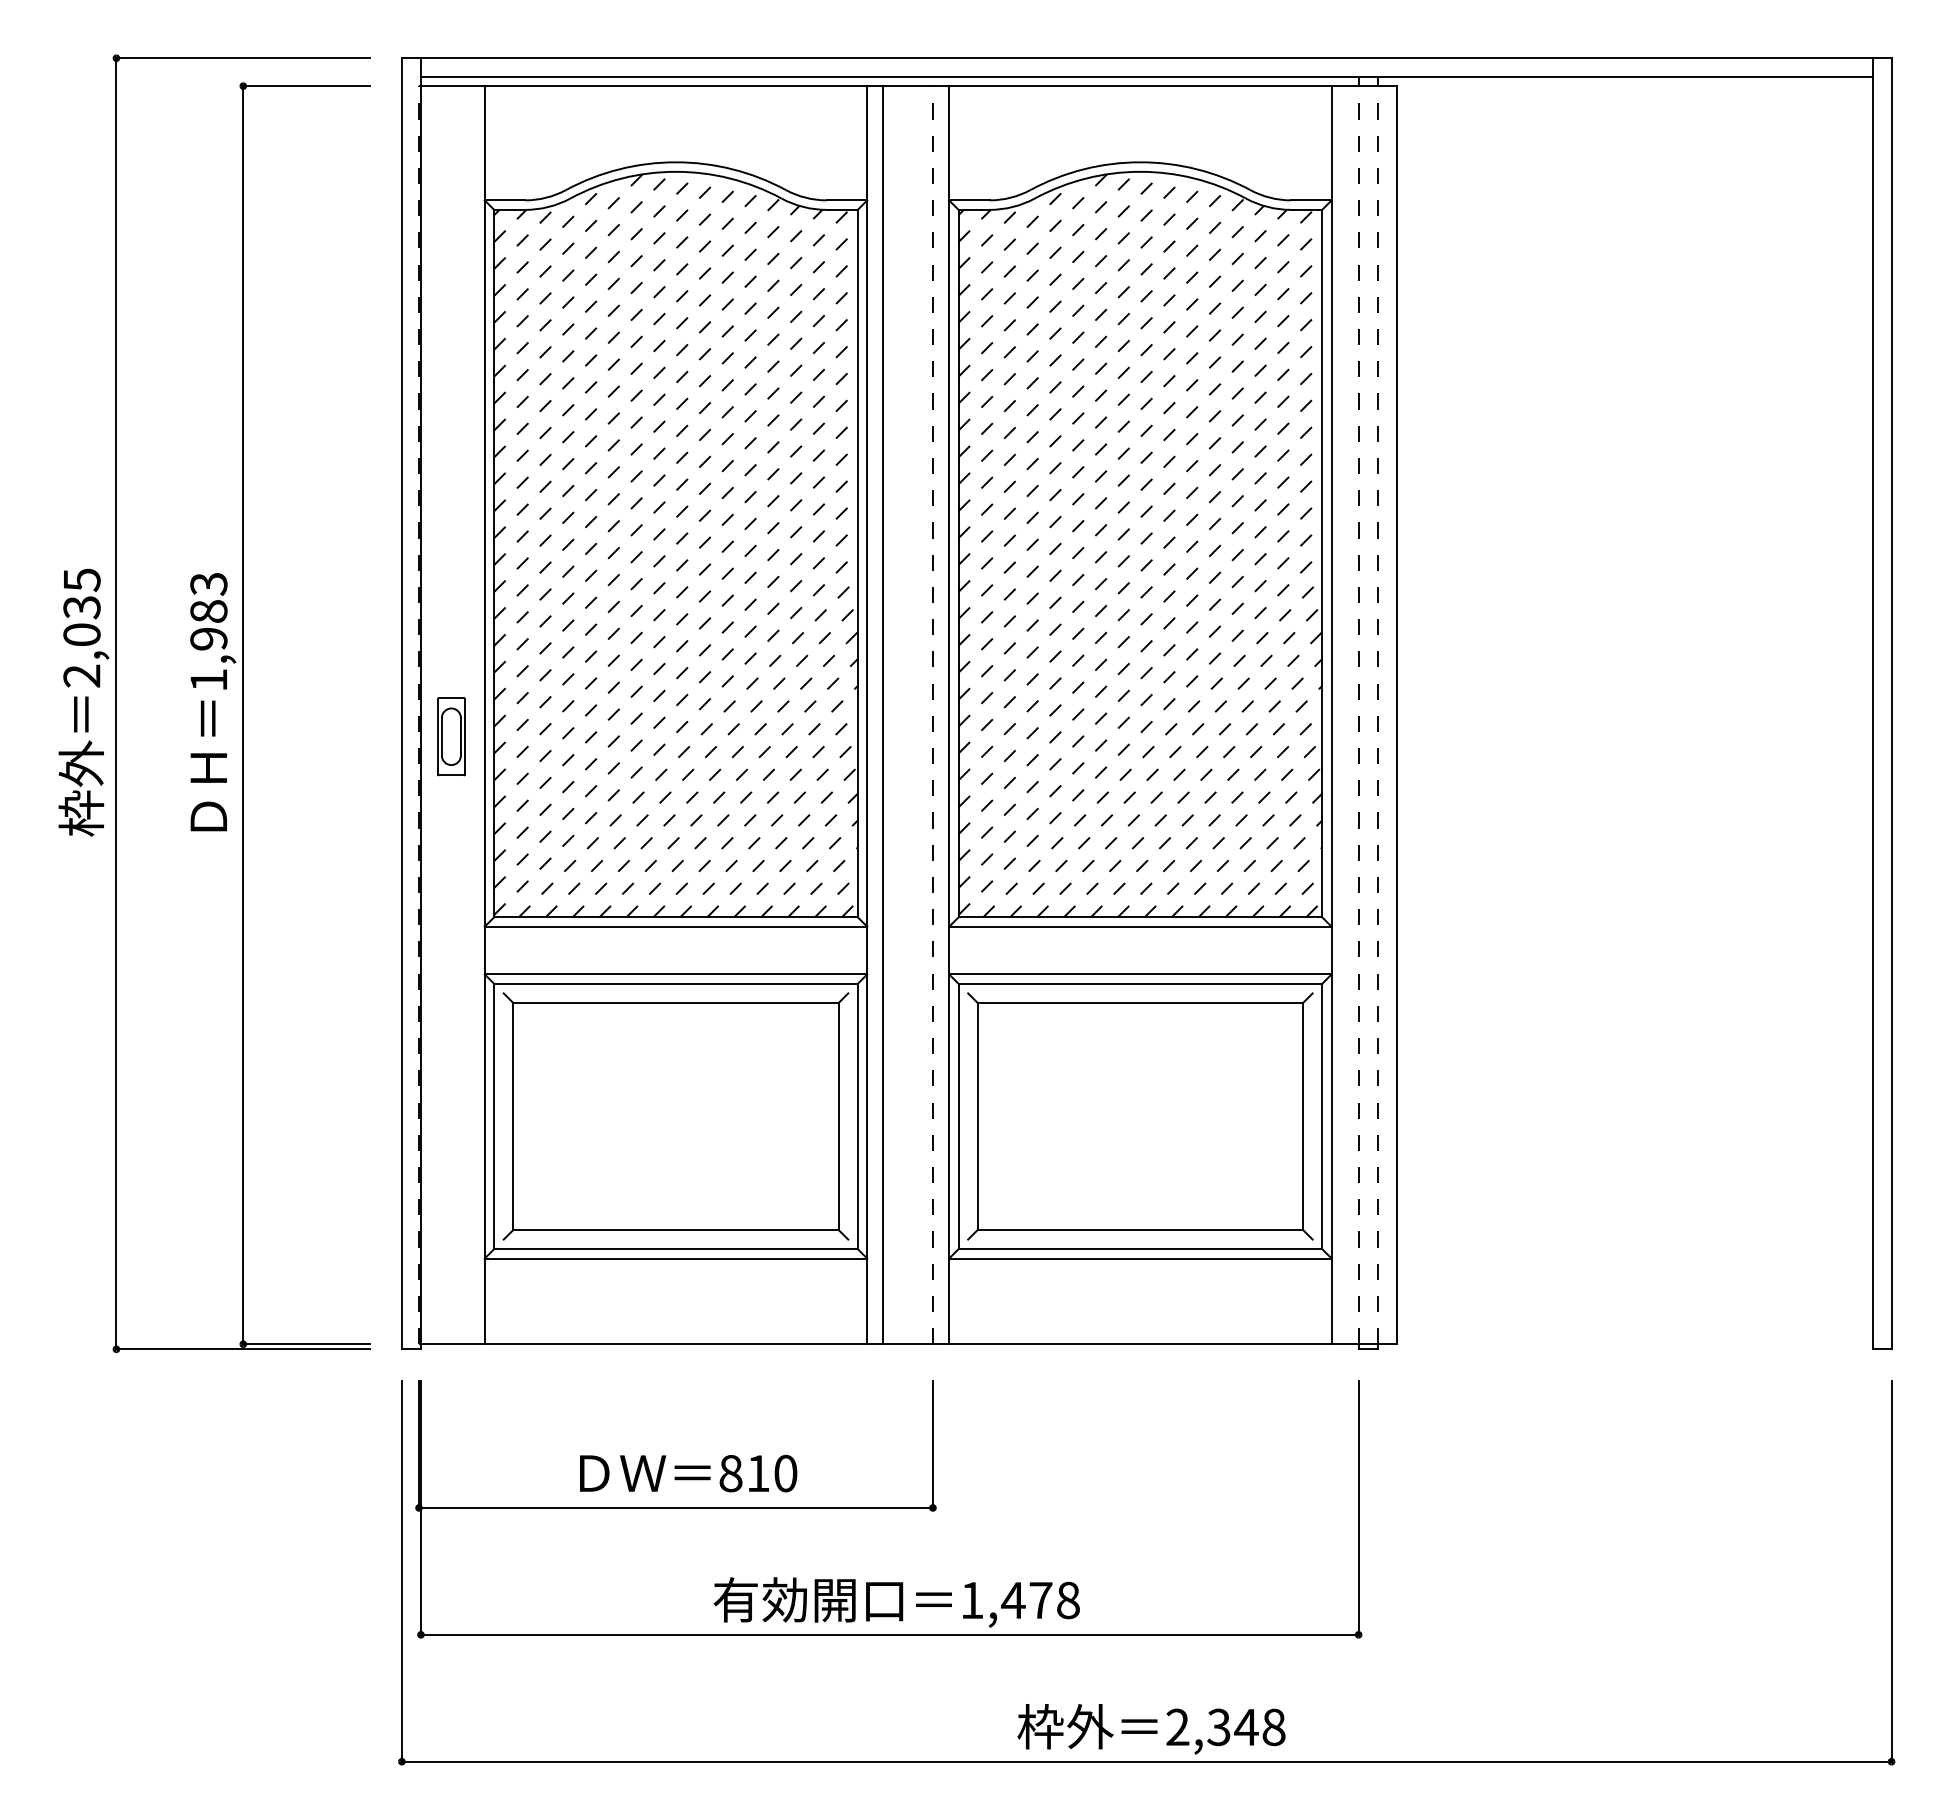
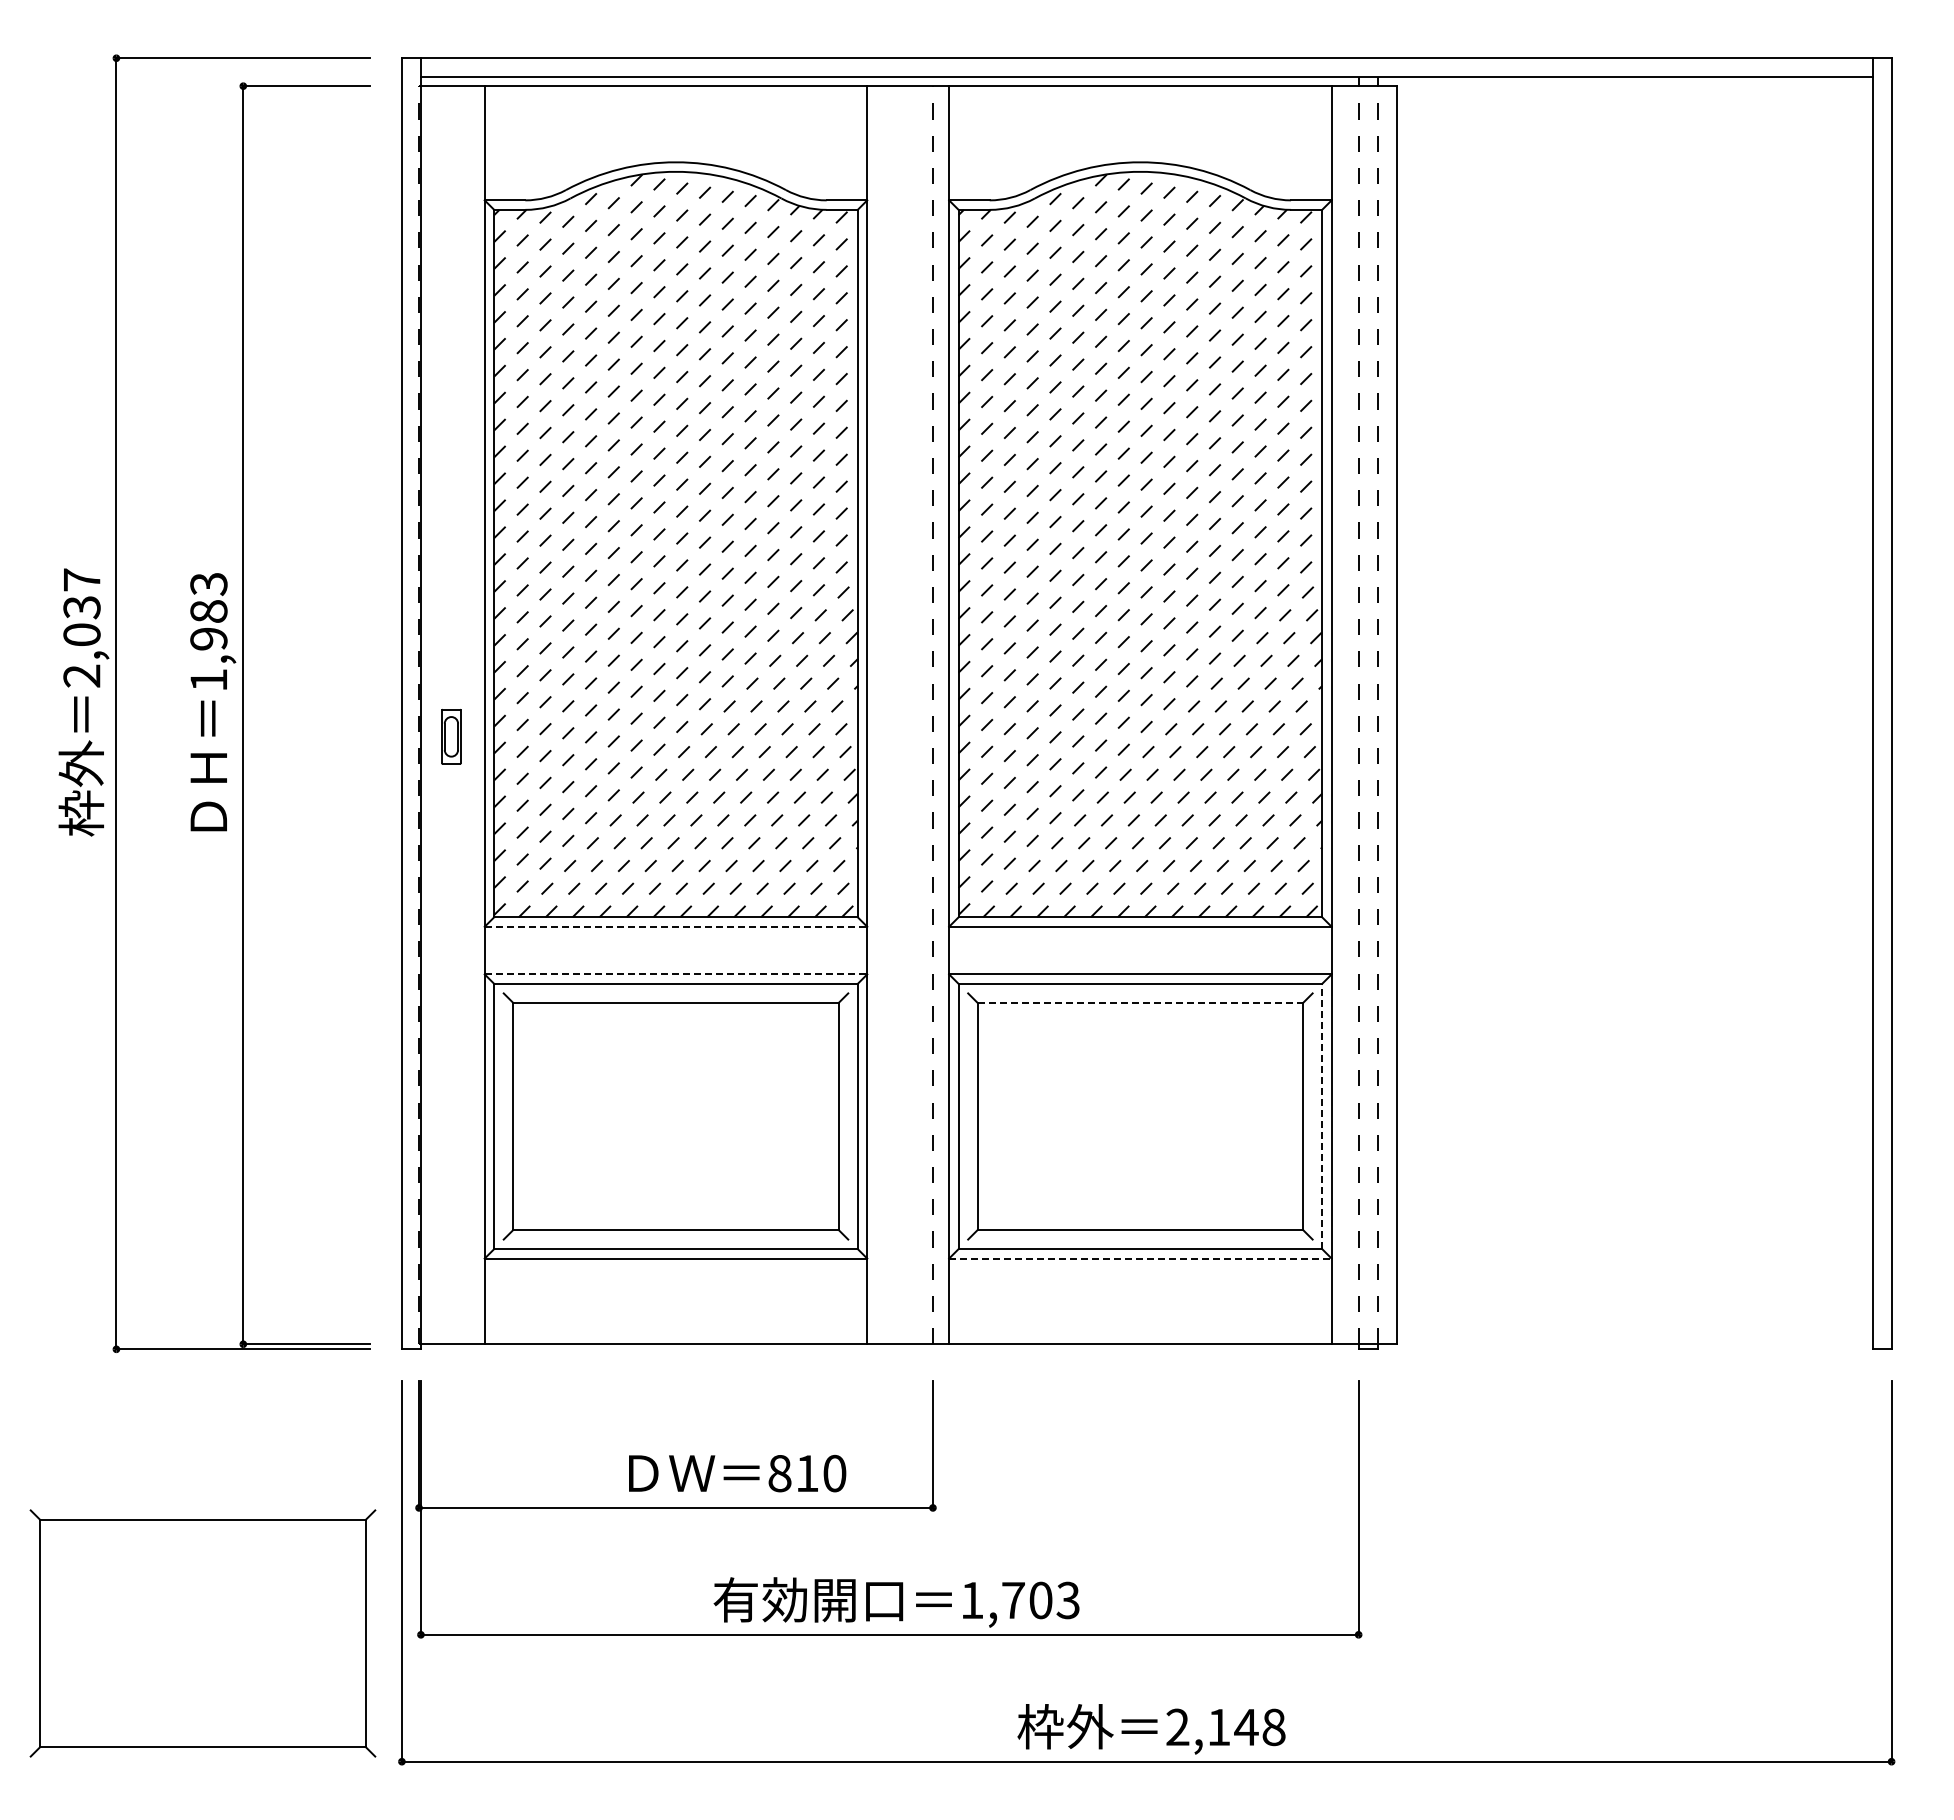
text: 2,035 -> 2,037 (82, 579)
line: present -> none (883, 715)
part size: 29x80 px -> 21x56 px (451, 736)
line: solid -> dashed (676, 926)
line: solid -> dashed (676, 974)
line: solid -> dashed (1140, 1002)
line: solid -> dashed (1322, 1116)
line: solid -> dashed (1140, 1258)
text position: (688, 1473) -> (737, 1473) (737, 1473)
text: 1,478 -> 1,703 (1040, 1600)
part: none -> present (202, 1633)
text: 2,348 -> 2,148 (1218, 1727)
